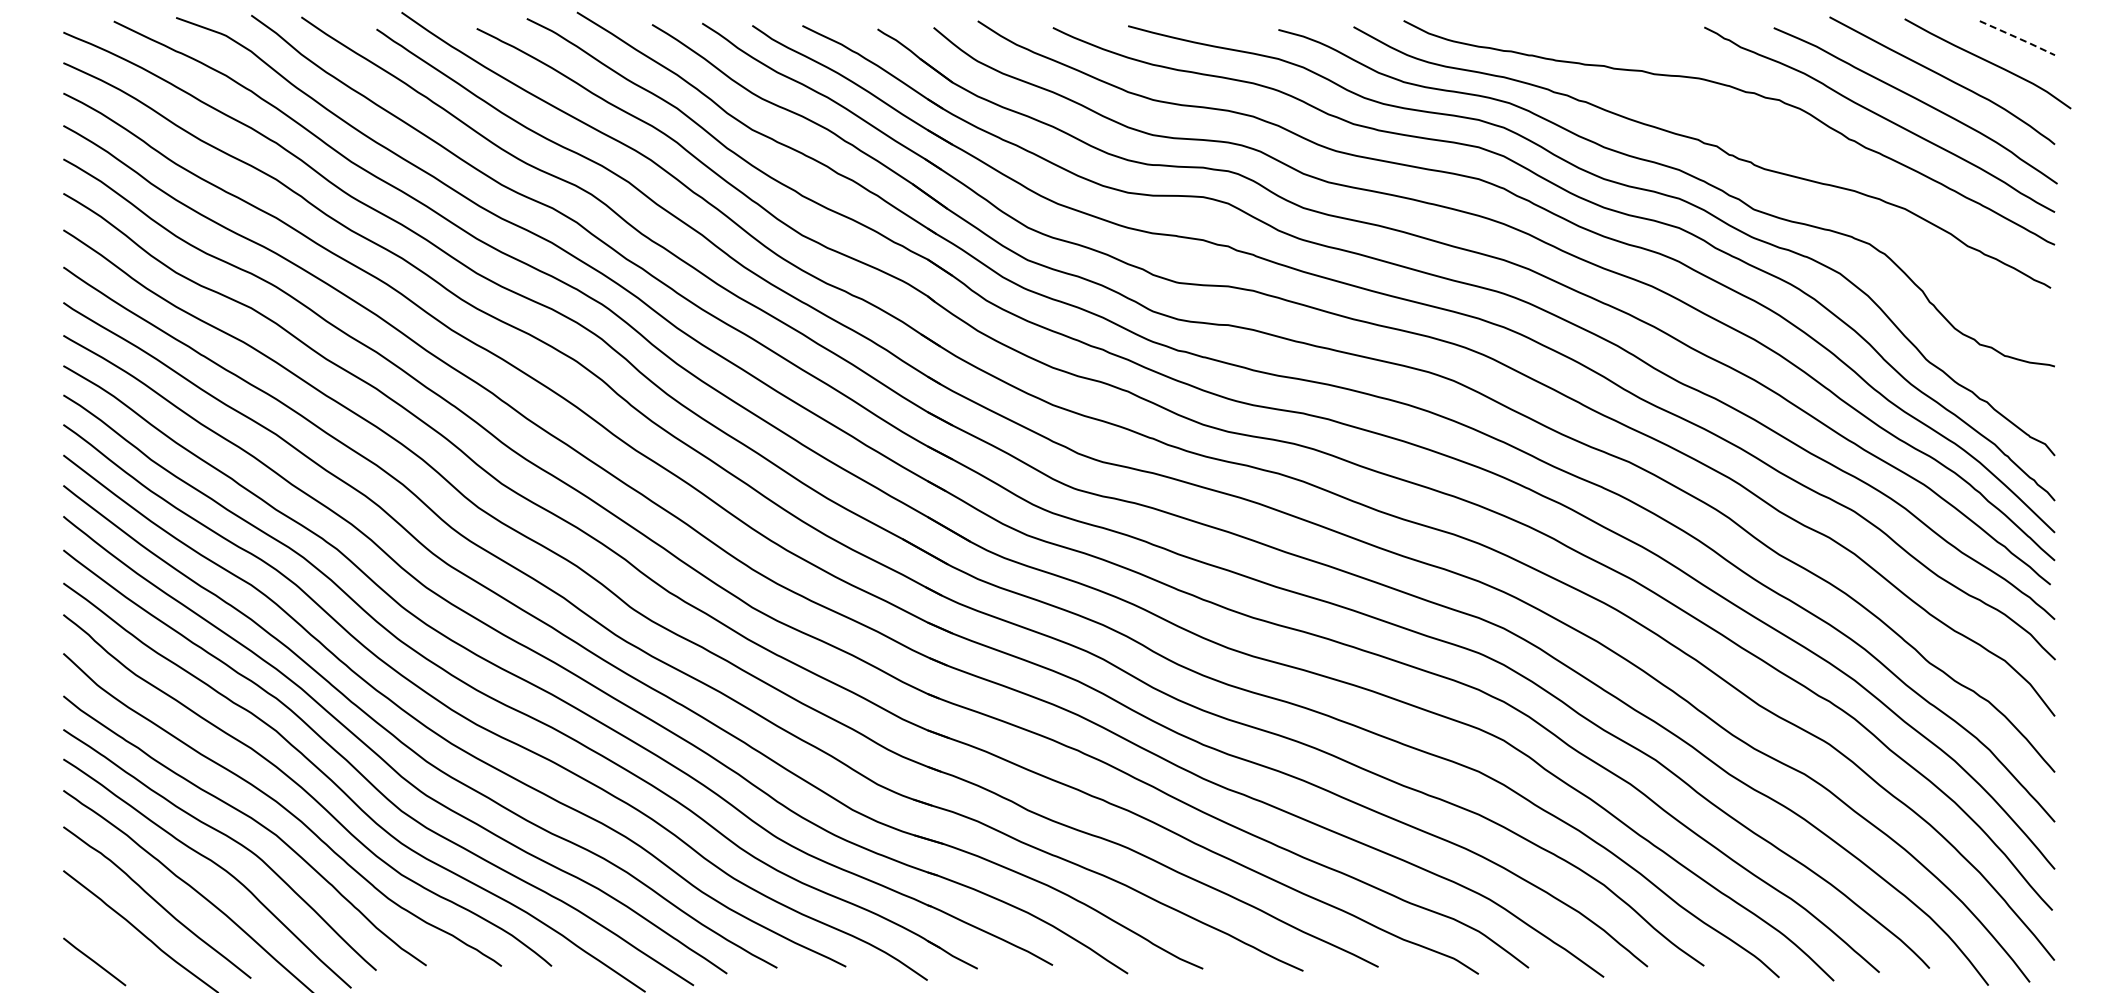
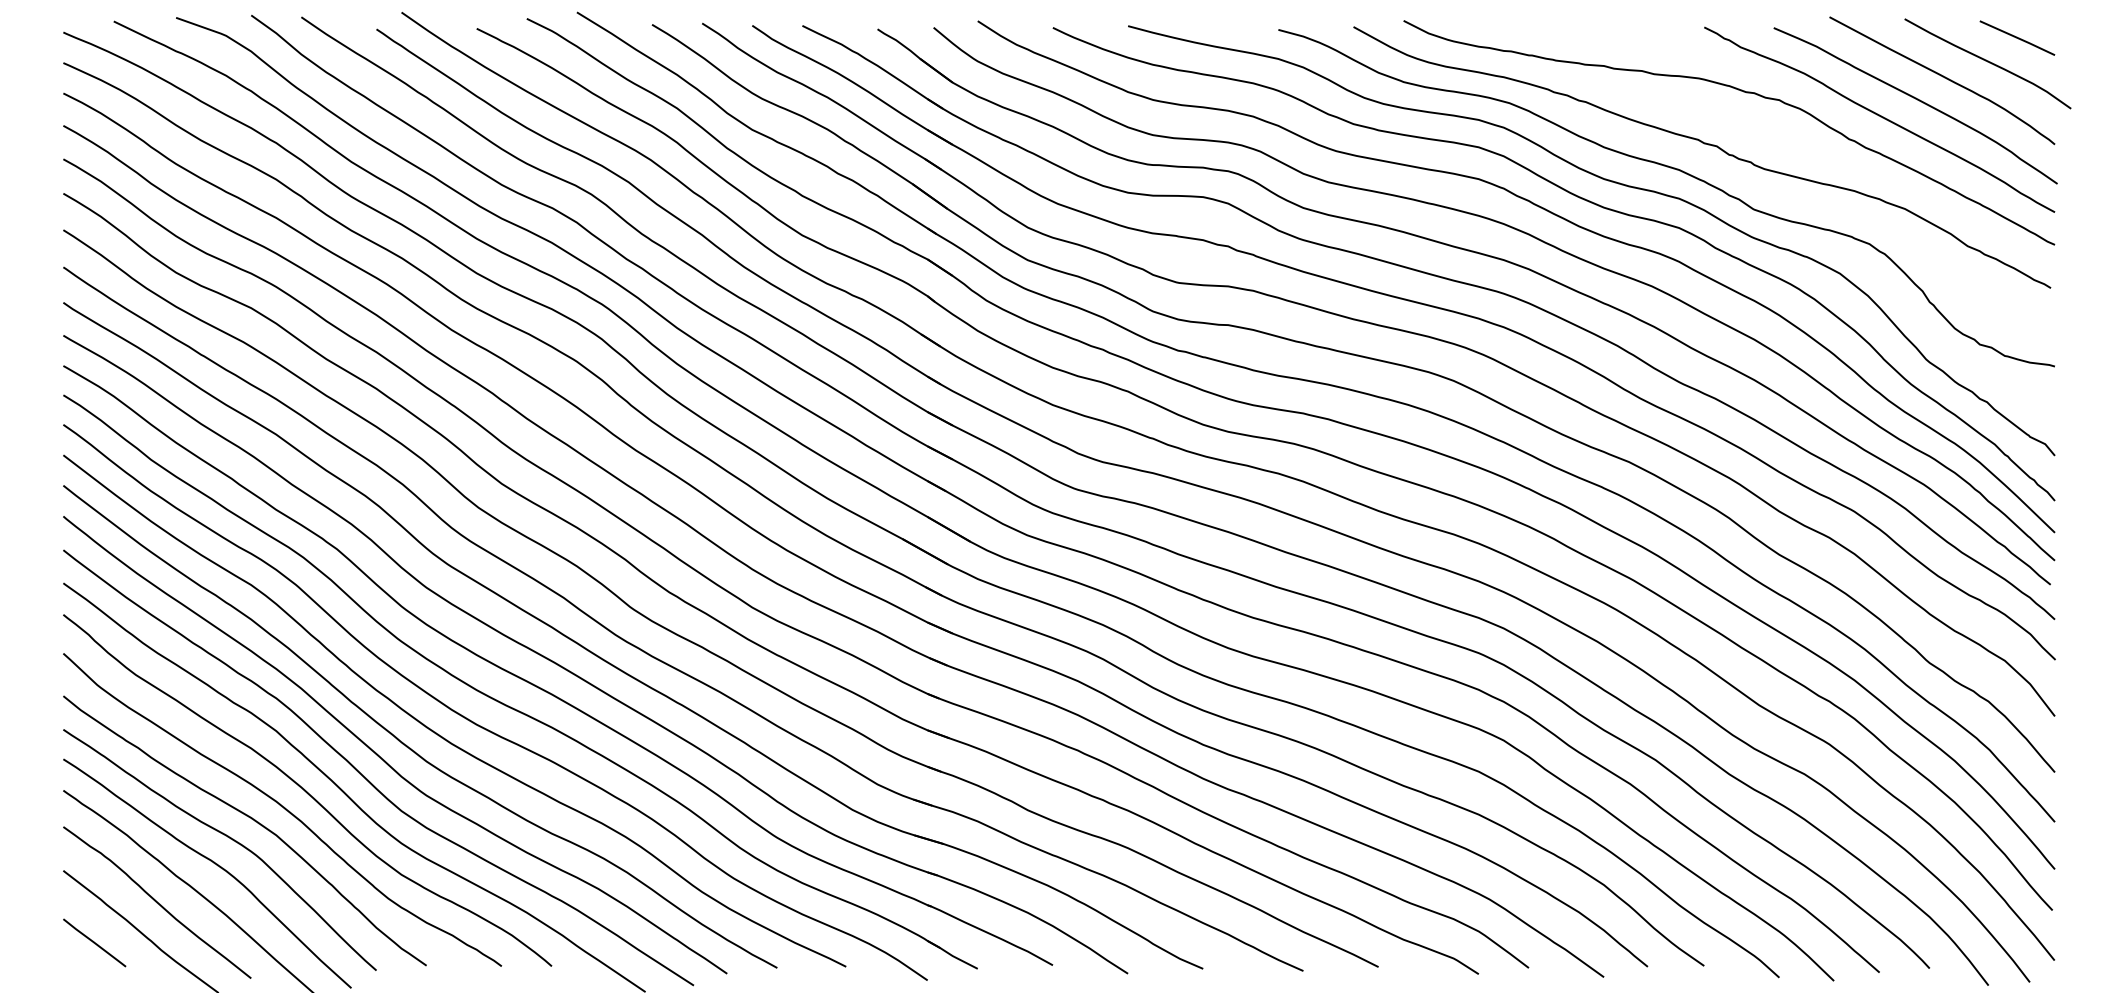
line: dashed -> solid (2018, 38)
line position: (94, 961) -> (94, 942) (94, 942)
